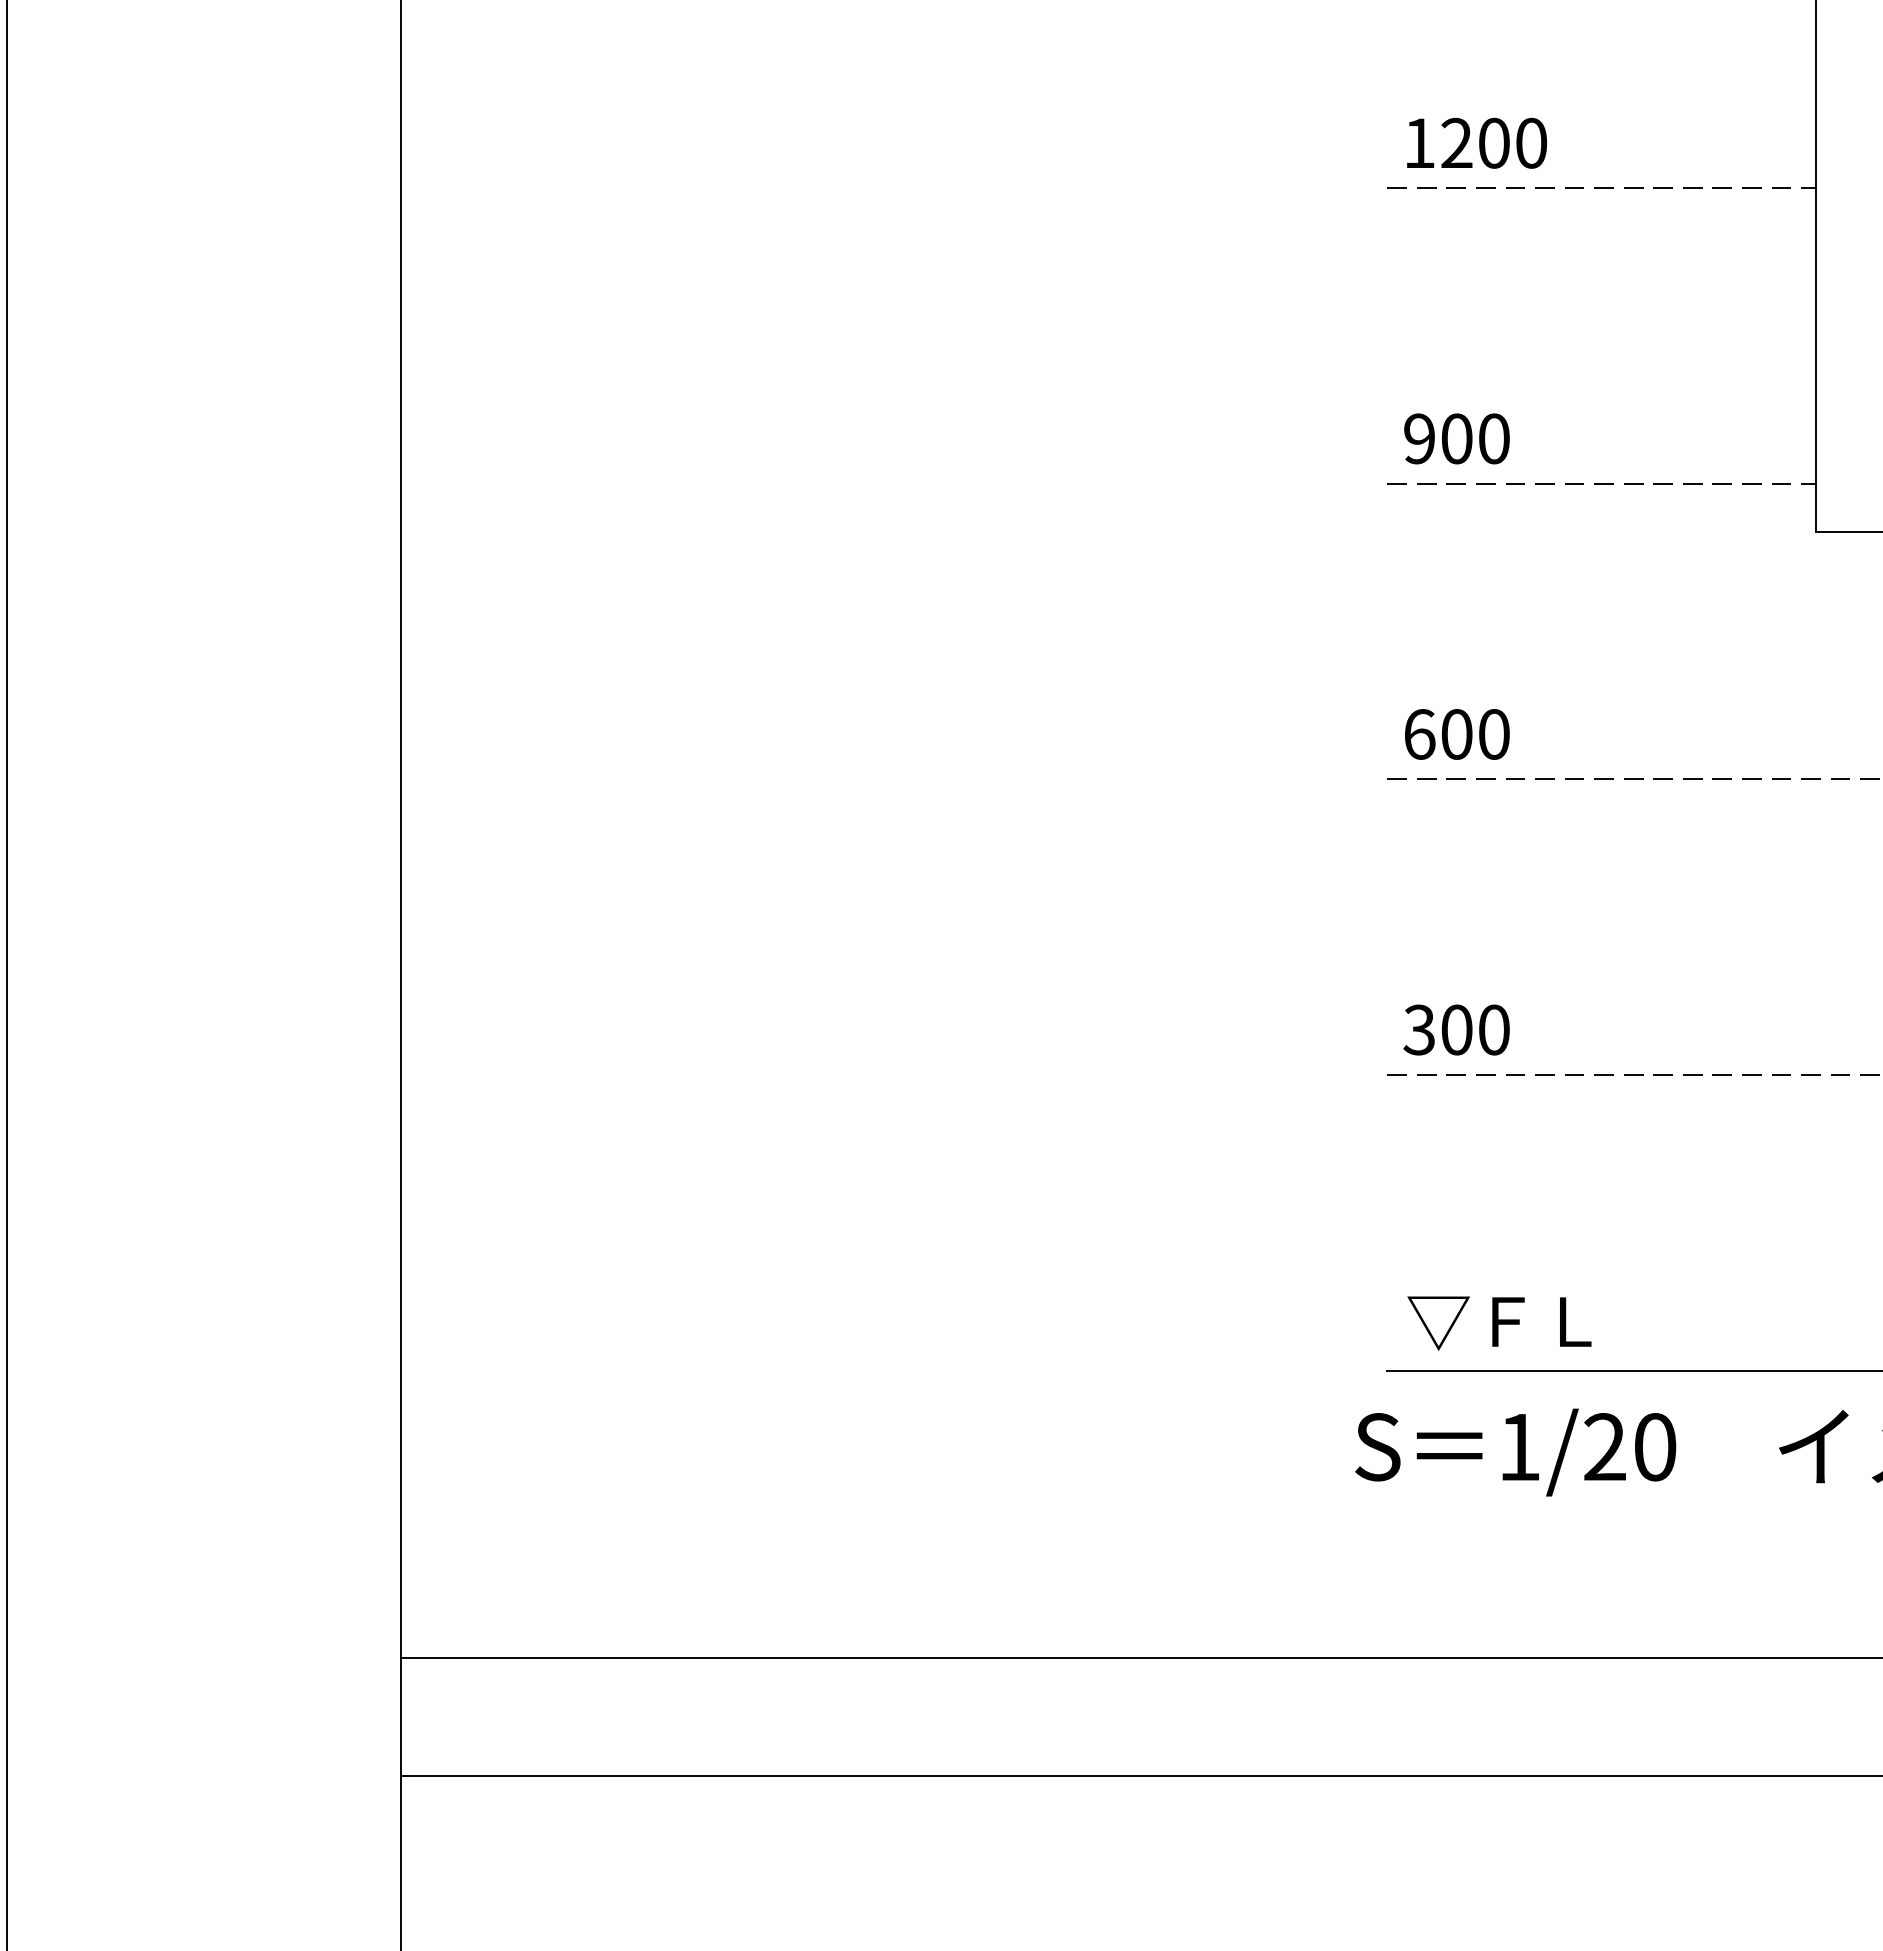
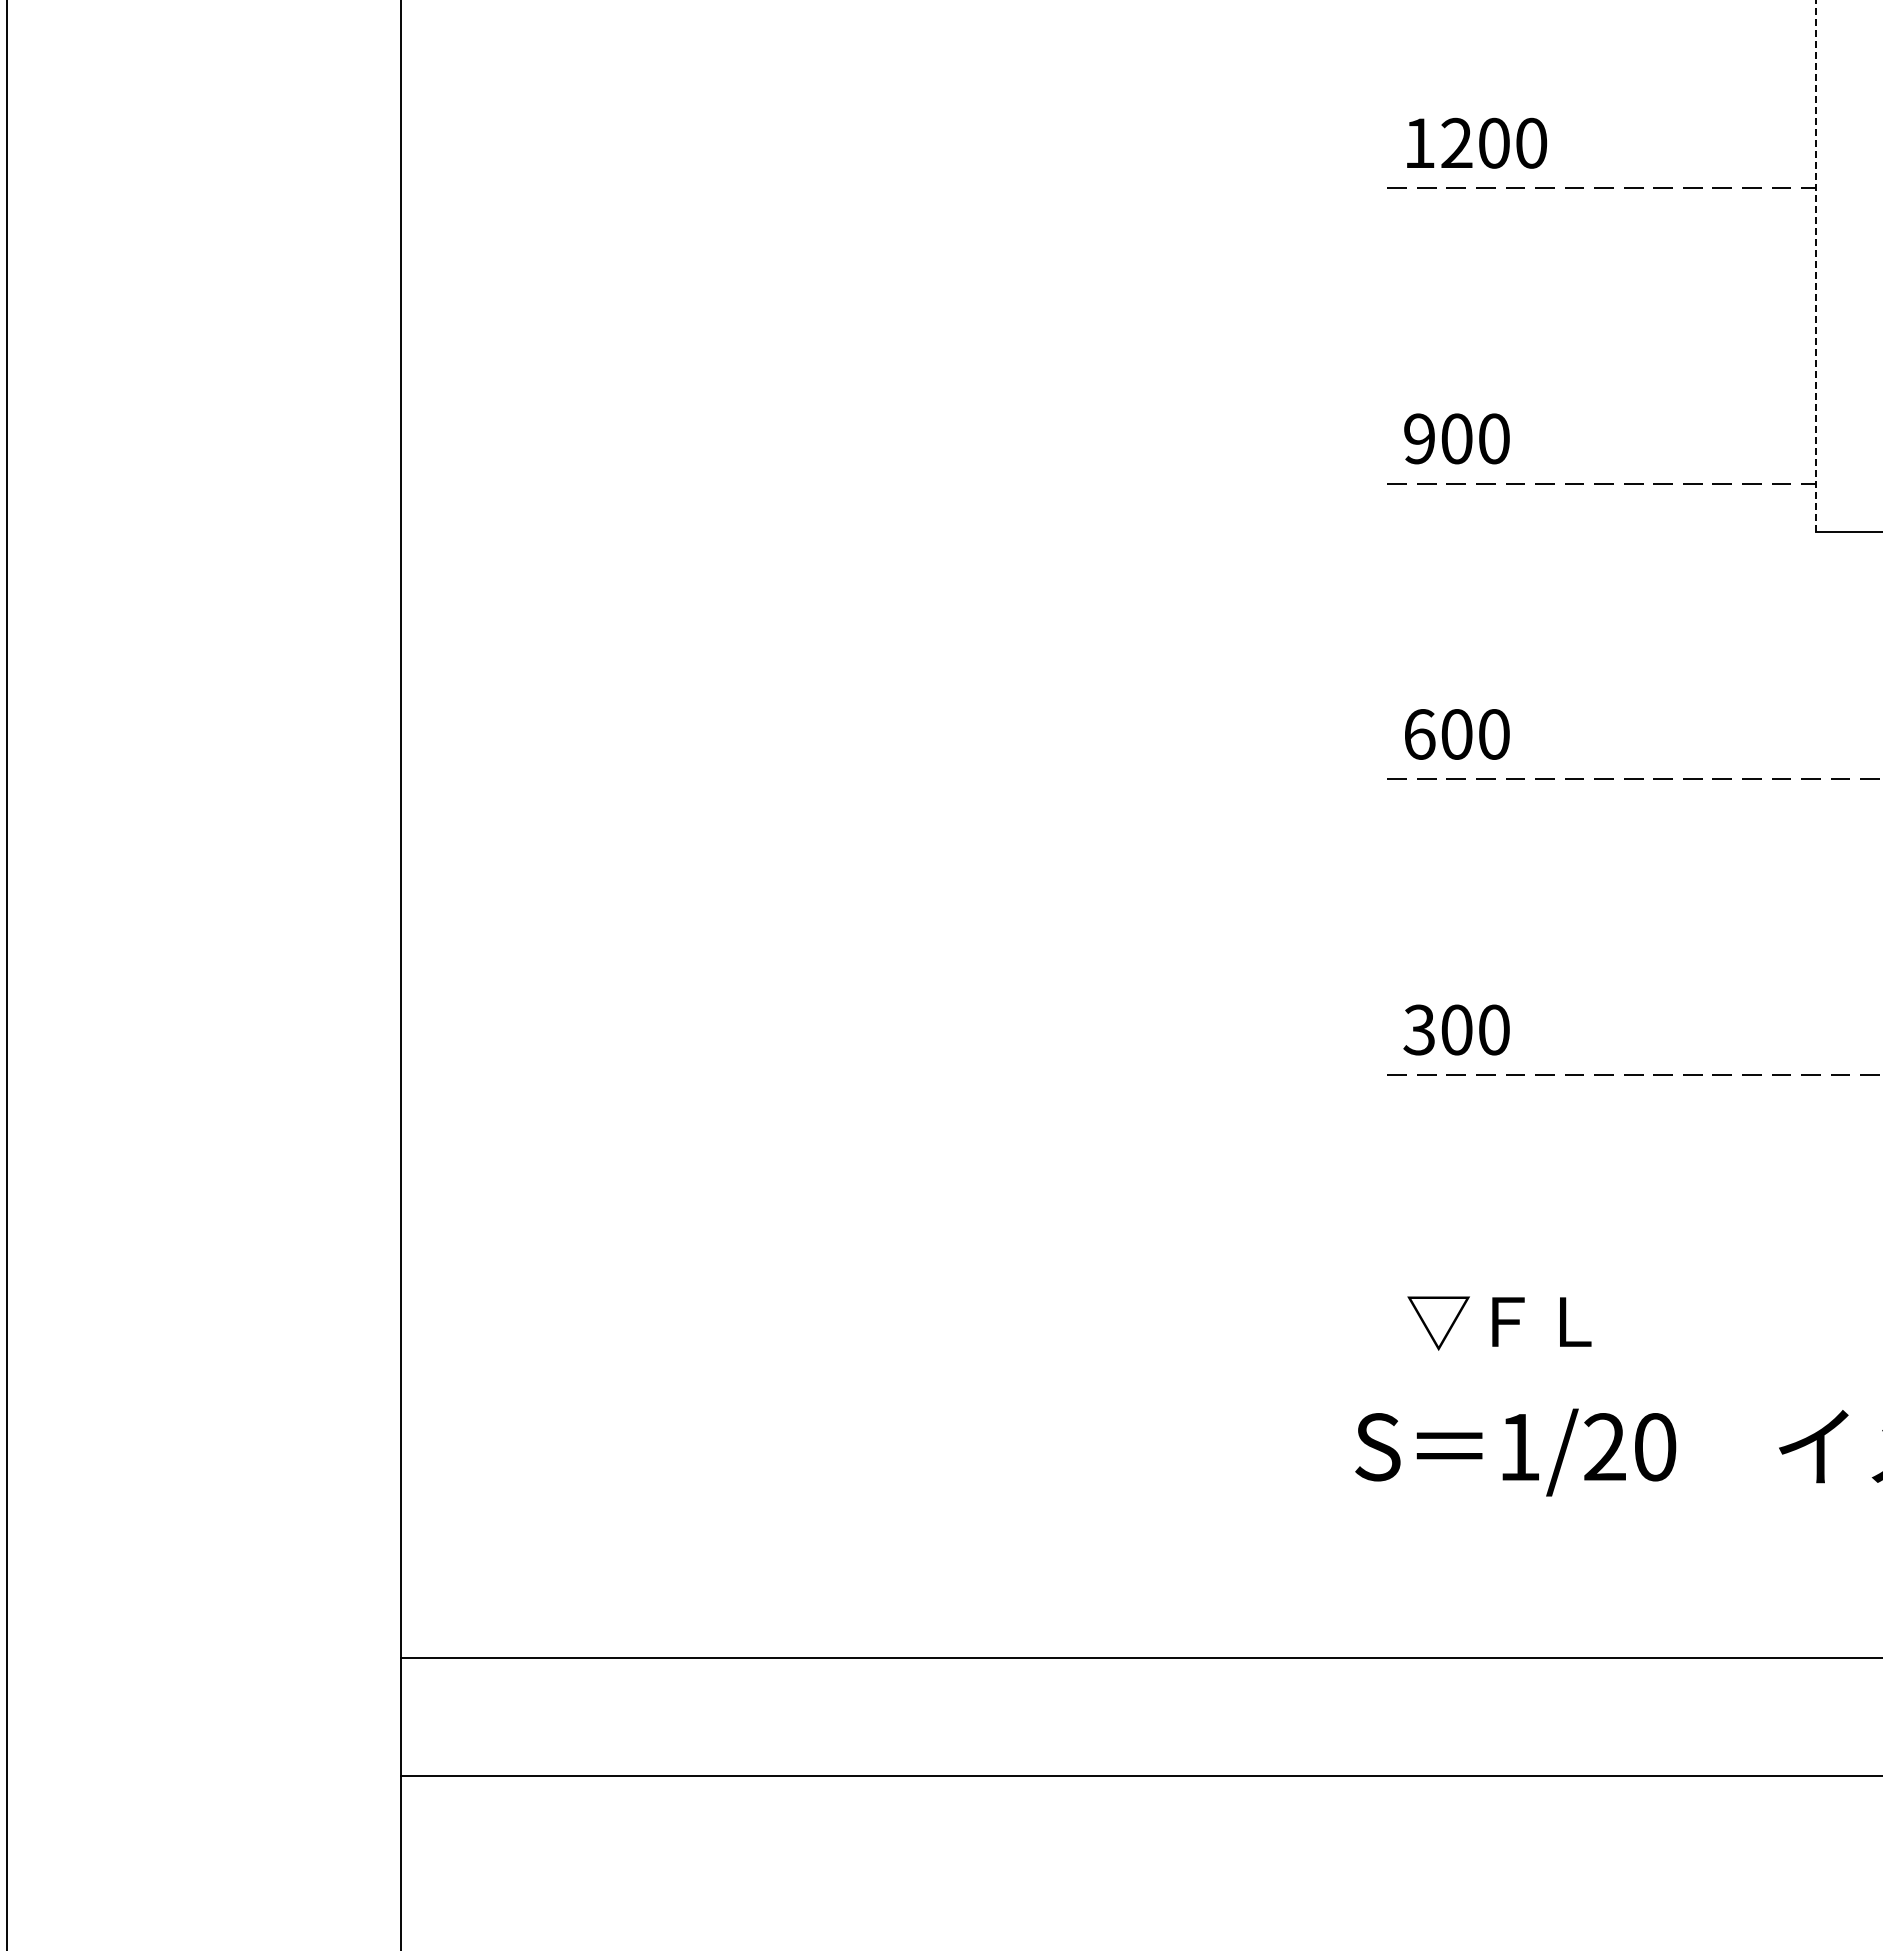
line: solid -> dashed (1815, 266)
line: present -> none (1633, 1370)
